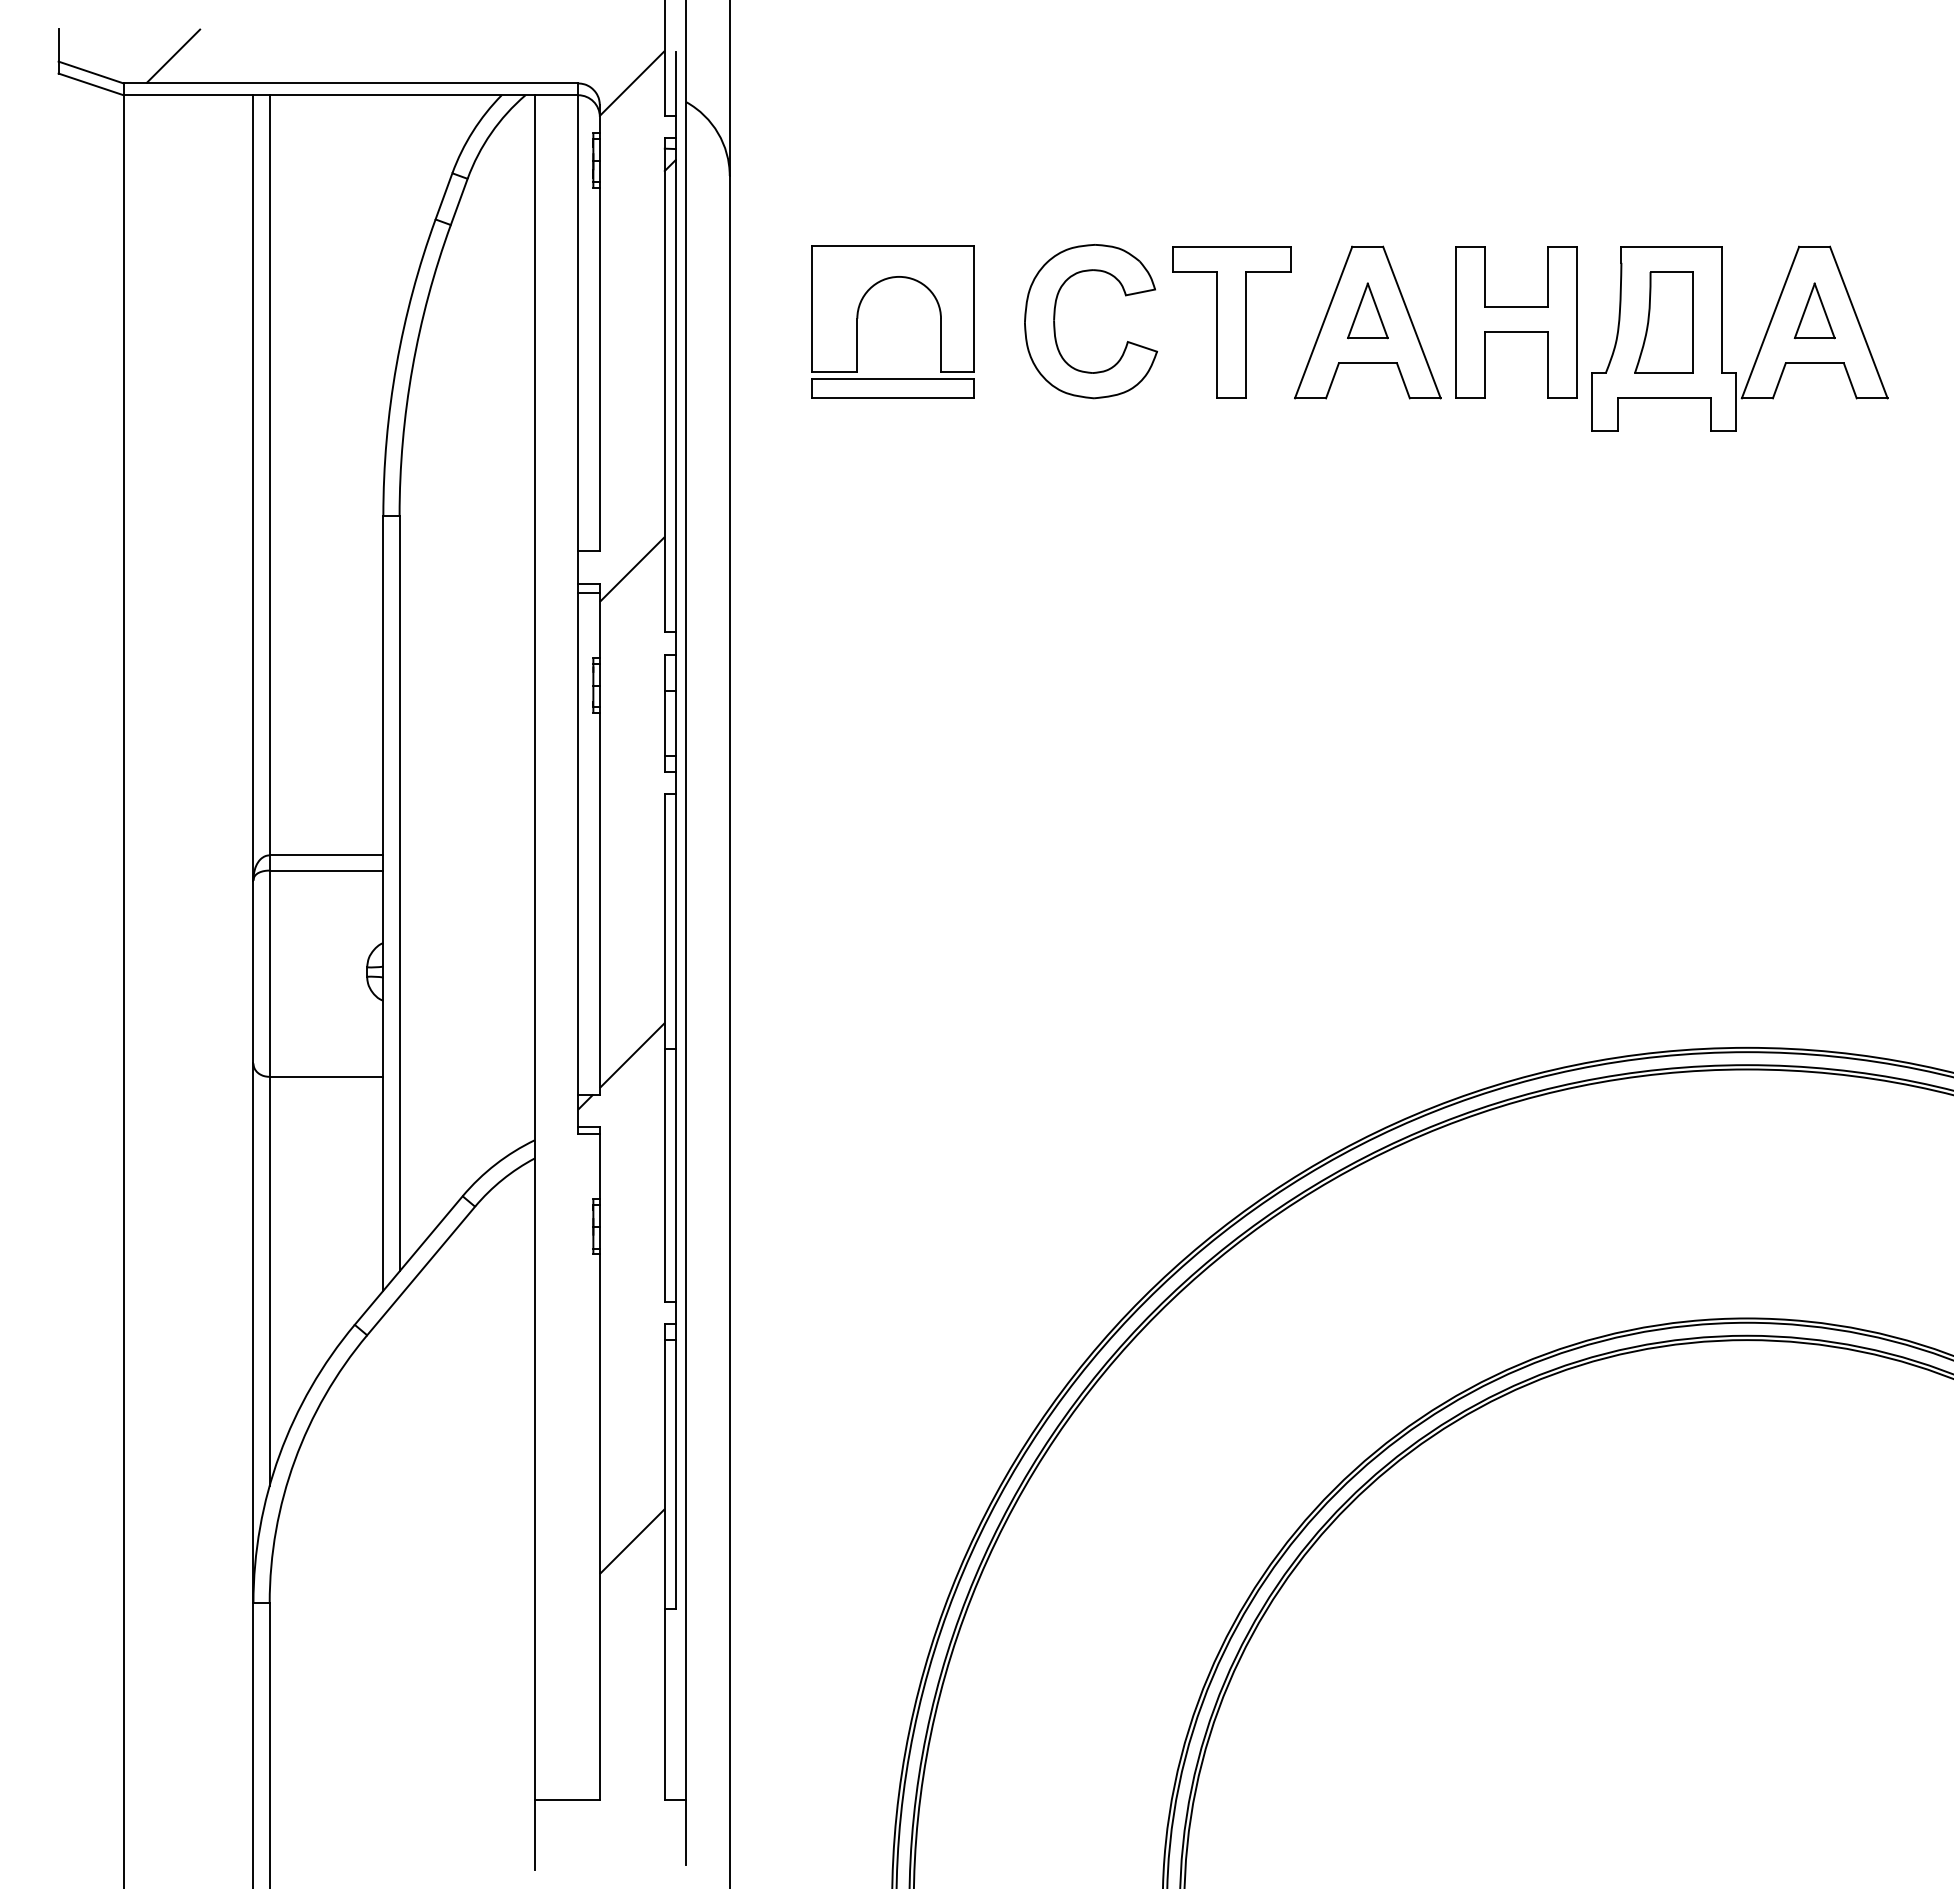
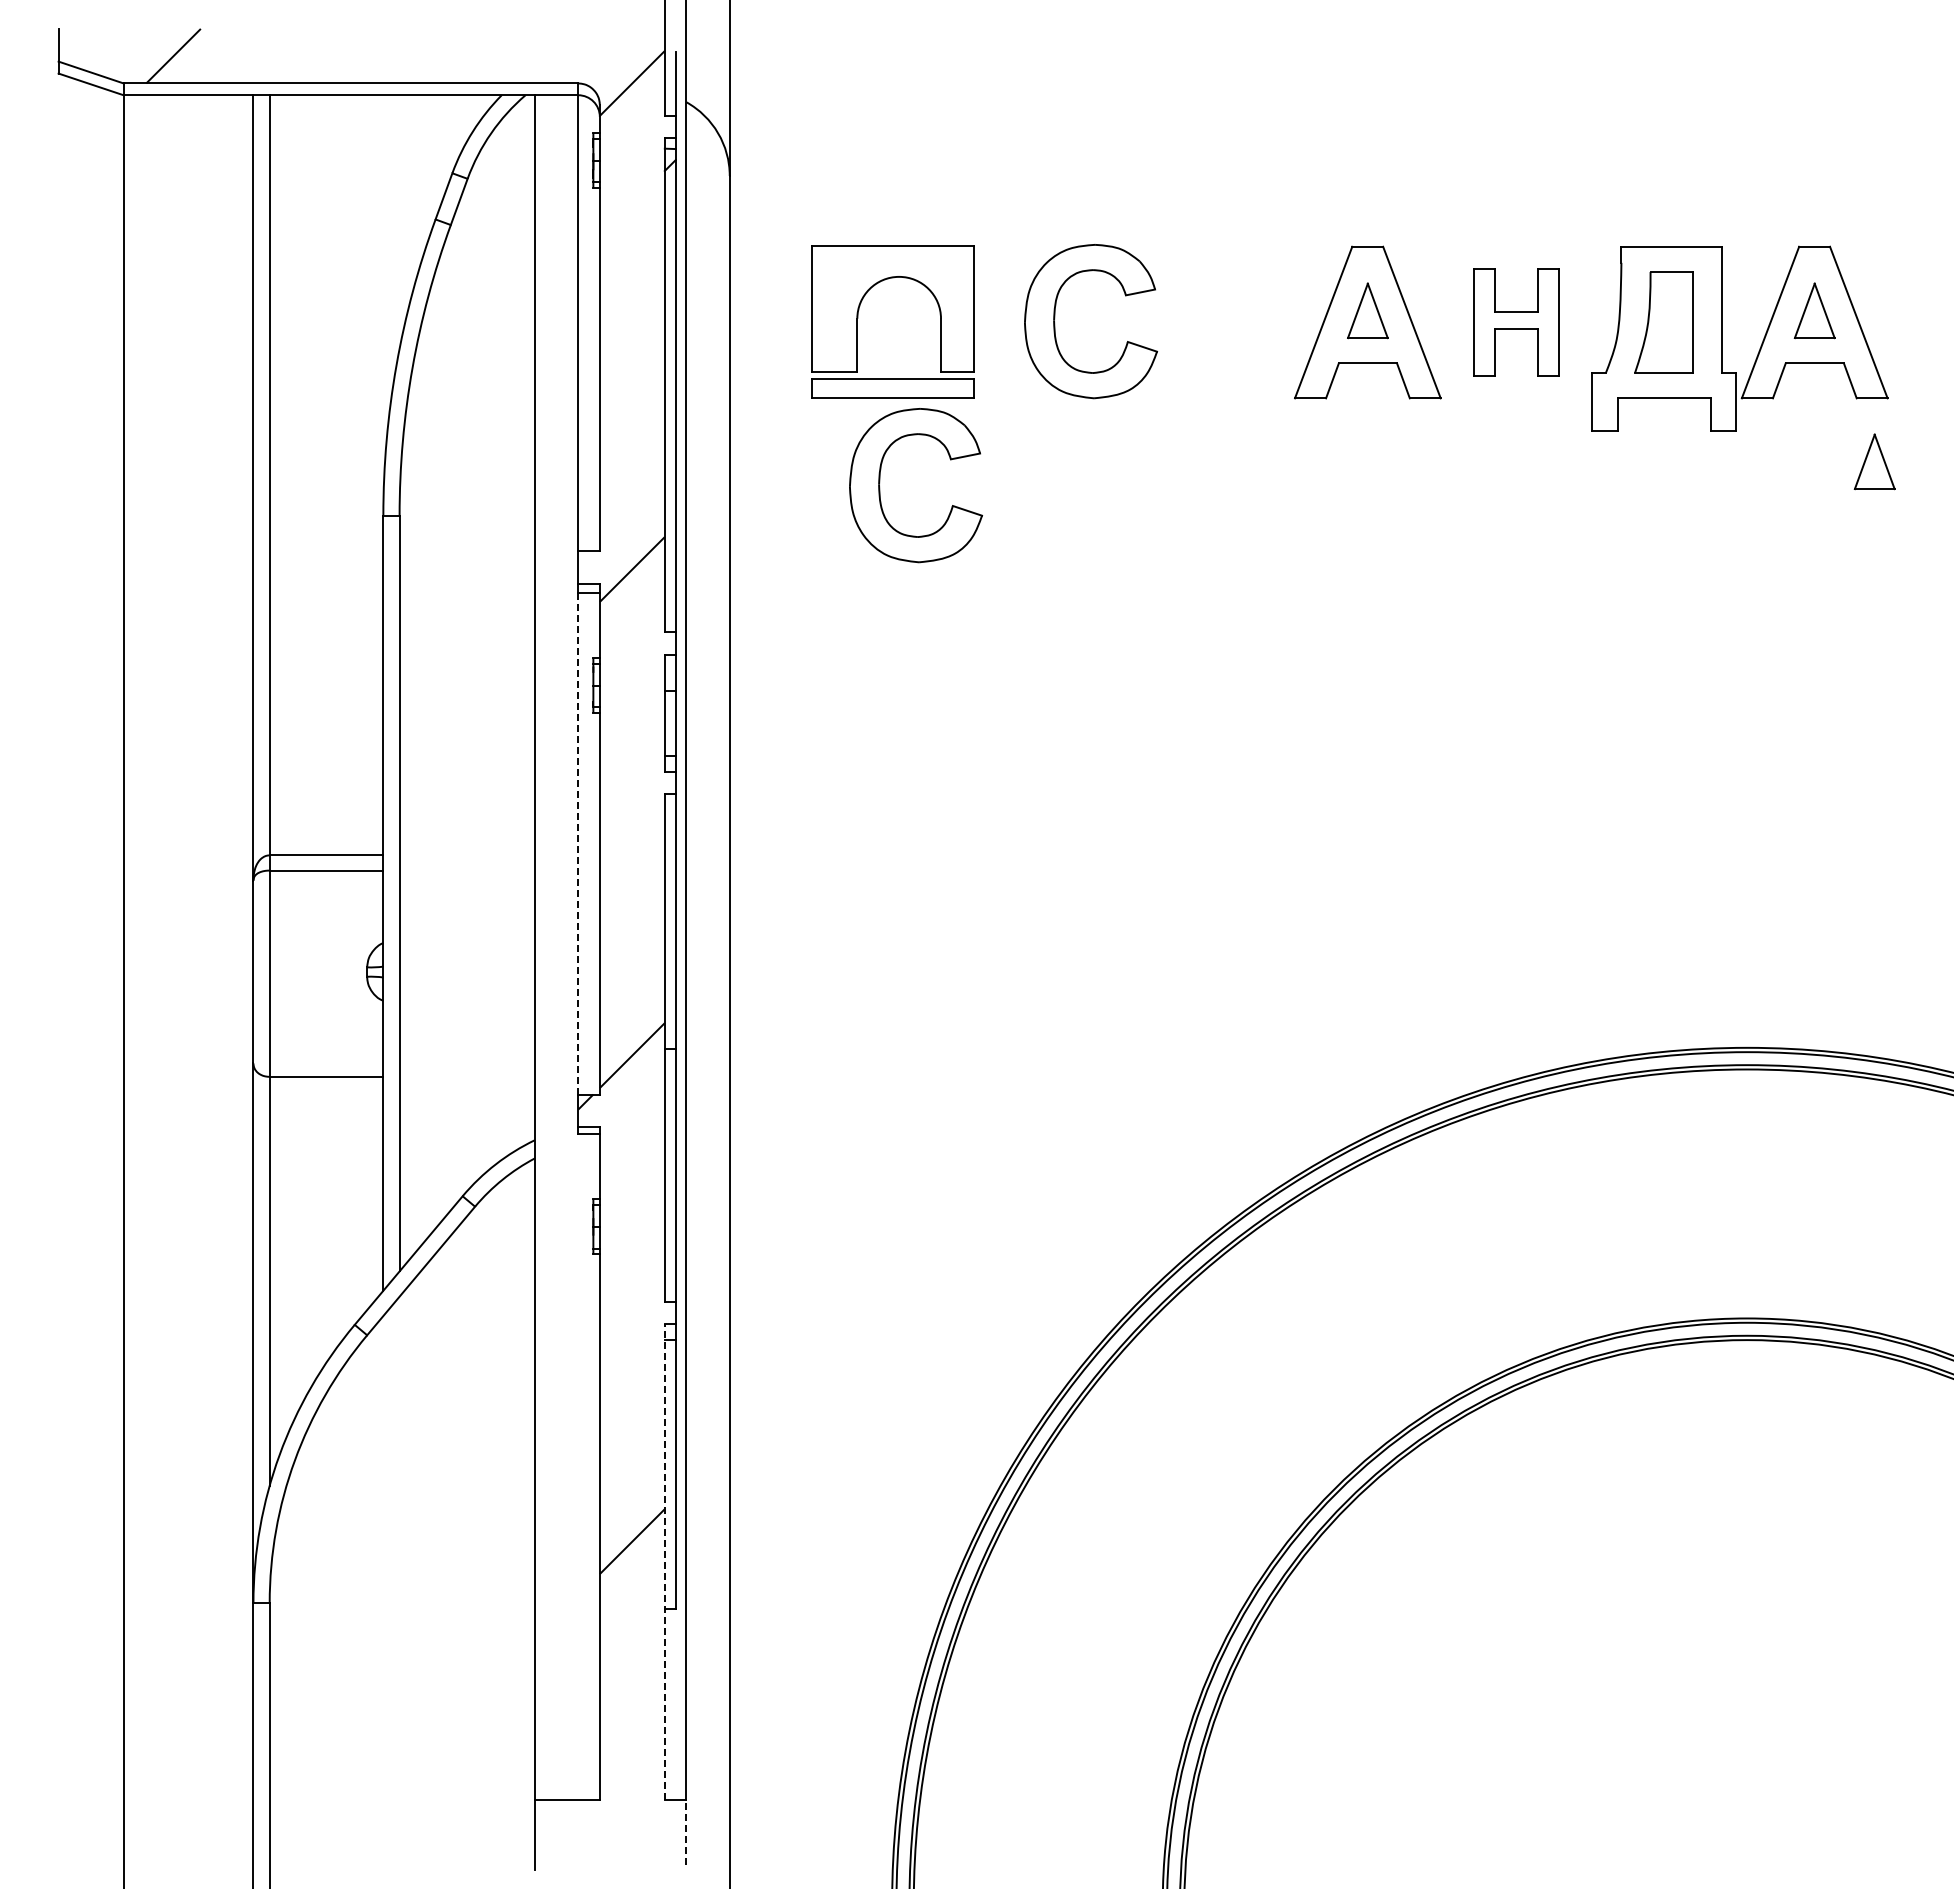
part: present -> none (1231, 322)
part size: 123x153 px -> 87x109 px (1516, 322)
part: none -> present (1874, 461)
part: none -> present (880, 487)
line: solid -> dashed (578, 843)
line: solid -> dashed (664, 1561)
line: solid -> dashed (686, 1832)
